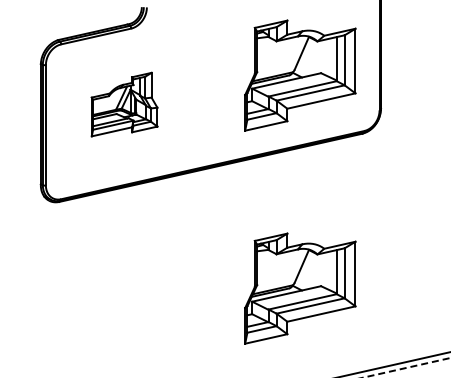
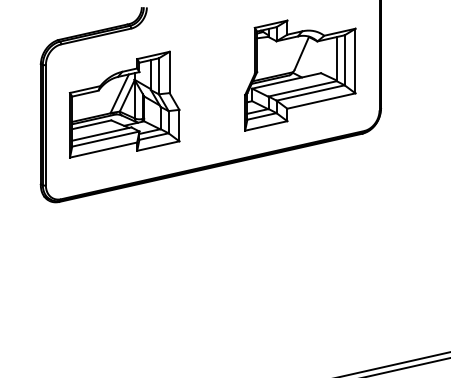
part size: 69x67 px -> 113x109 px (124, 104)
part: present -> none (300, 288)
line: dashed -> solid (406, 367)
